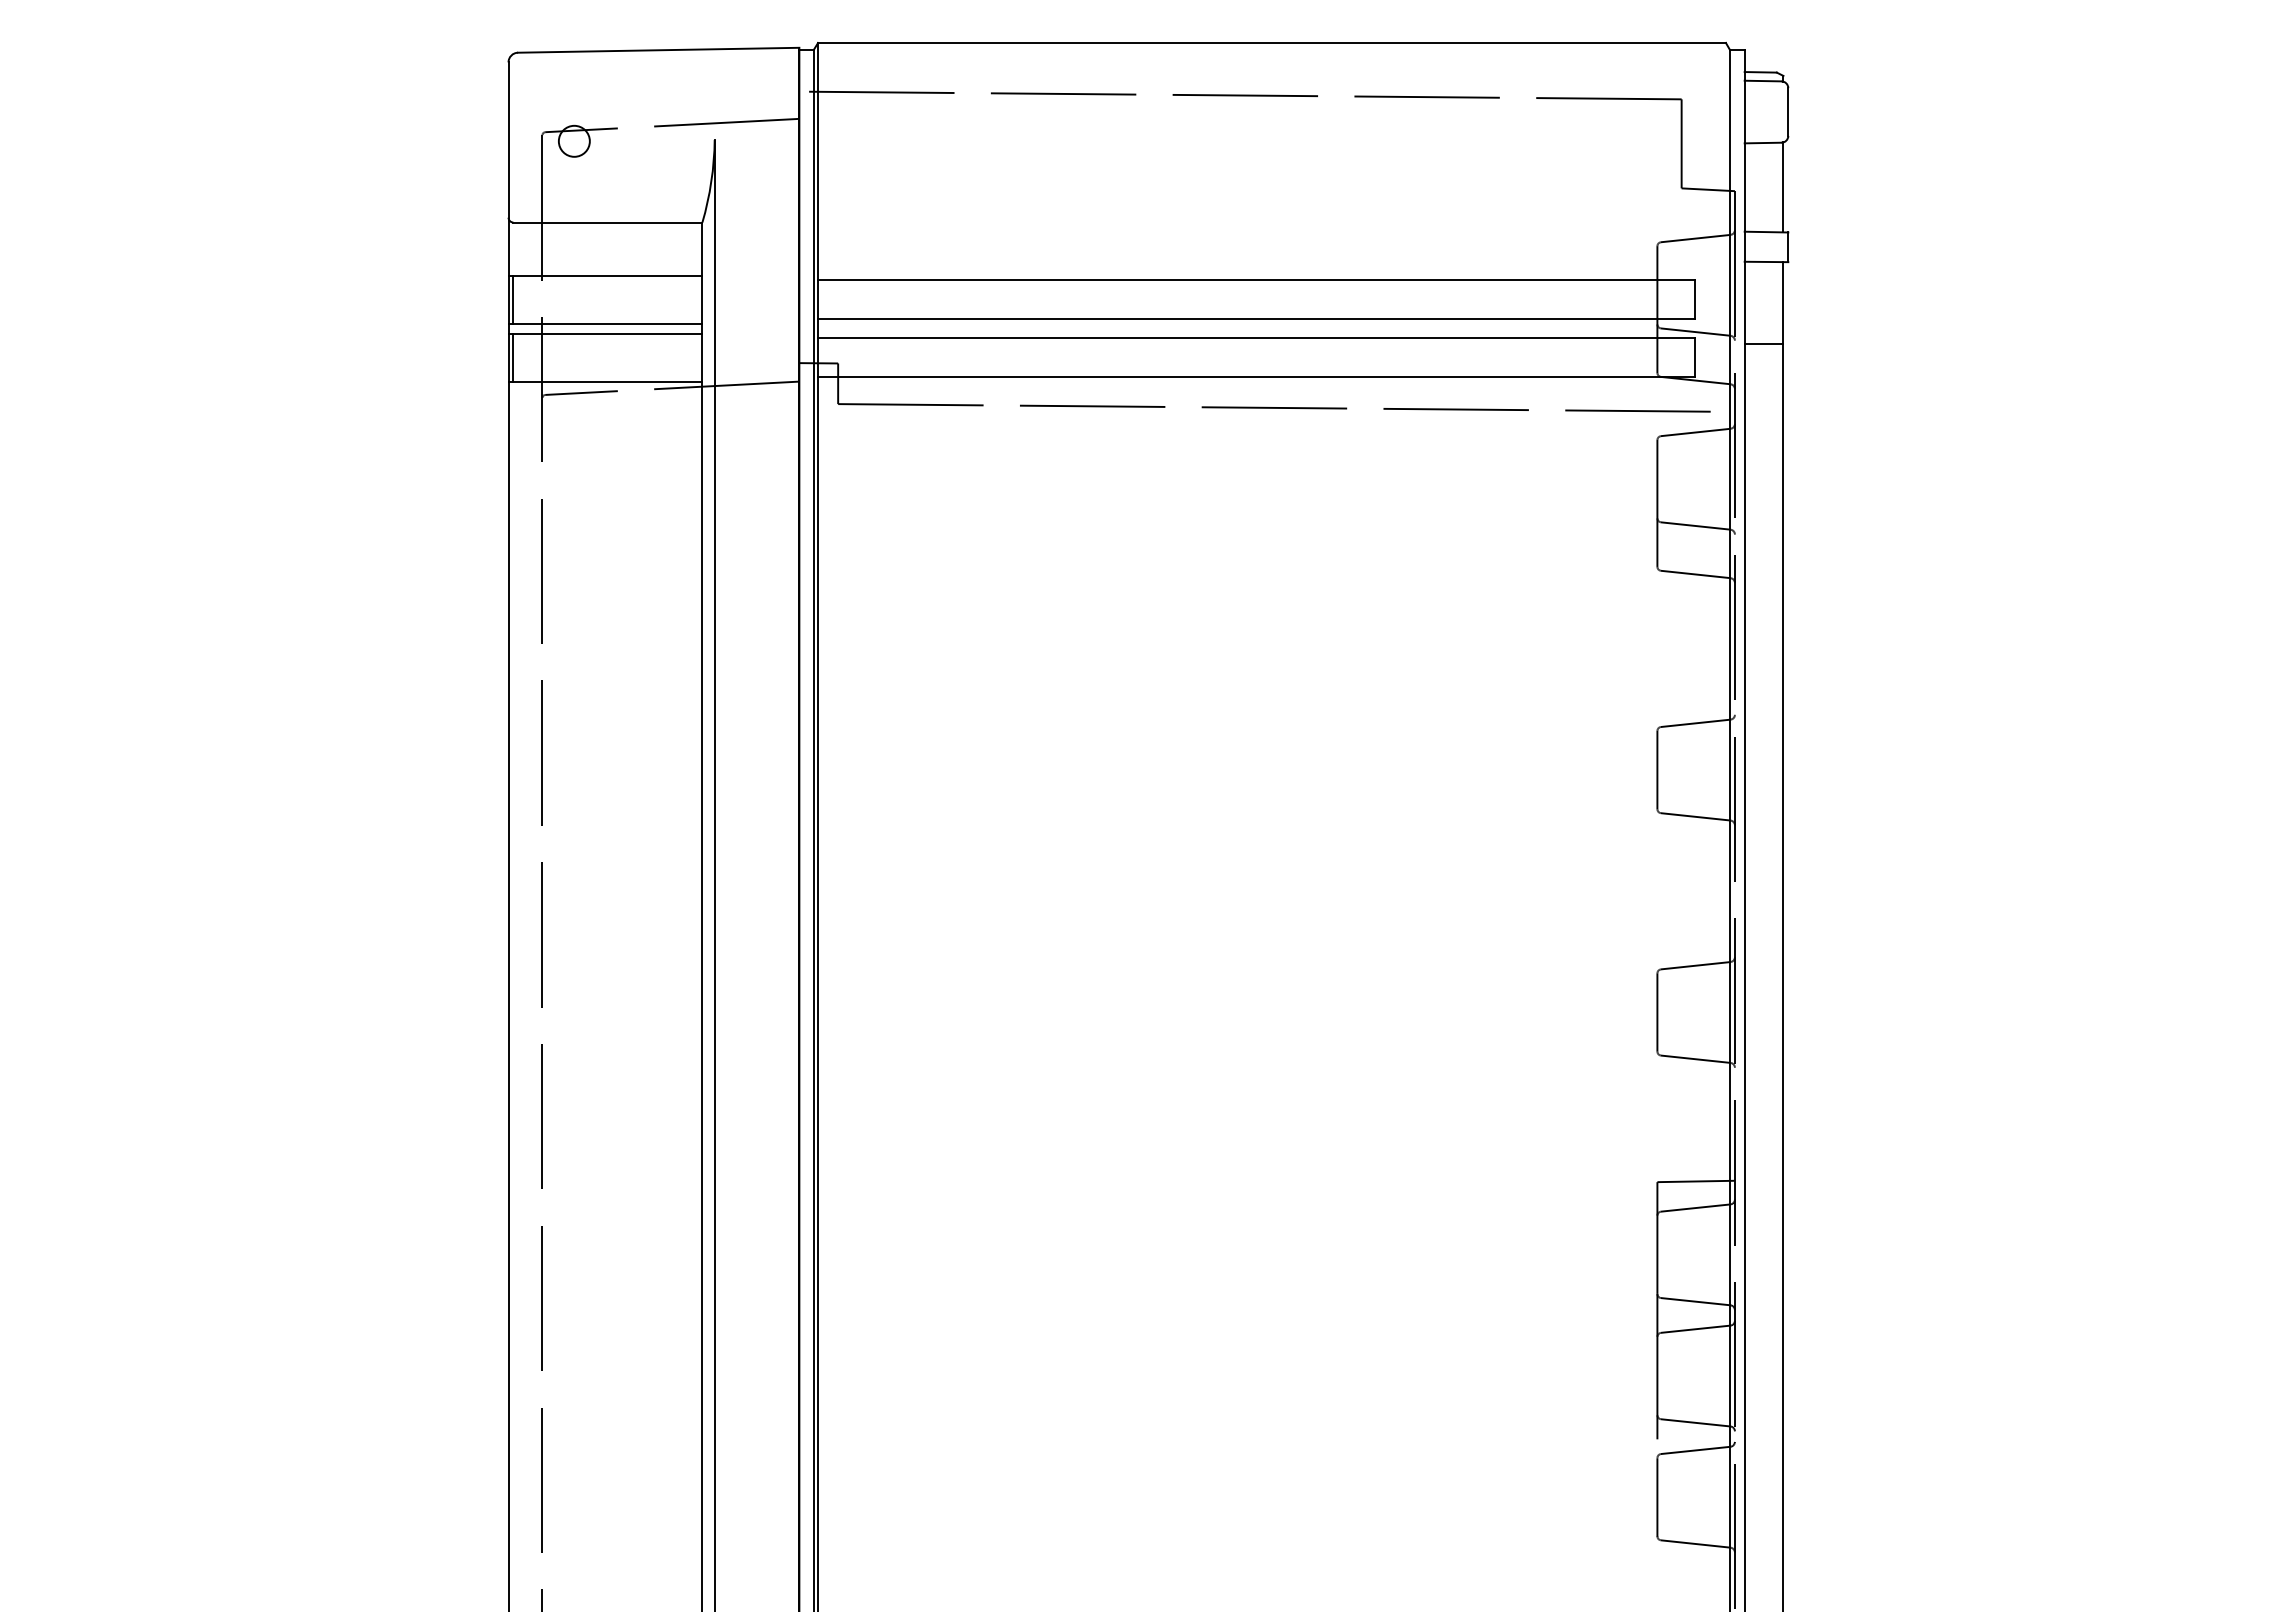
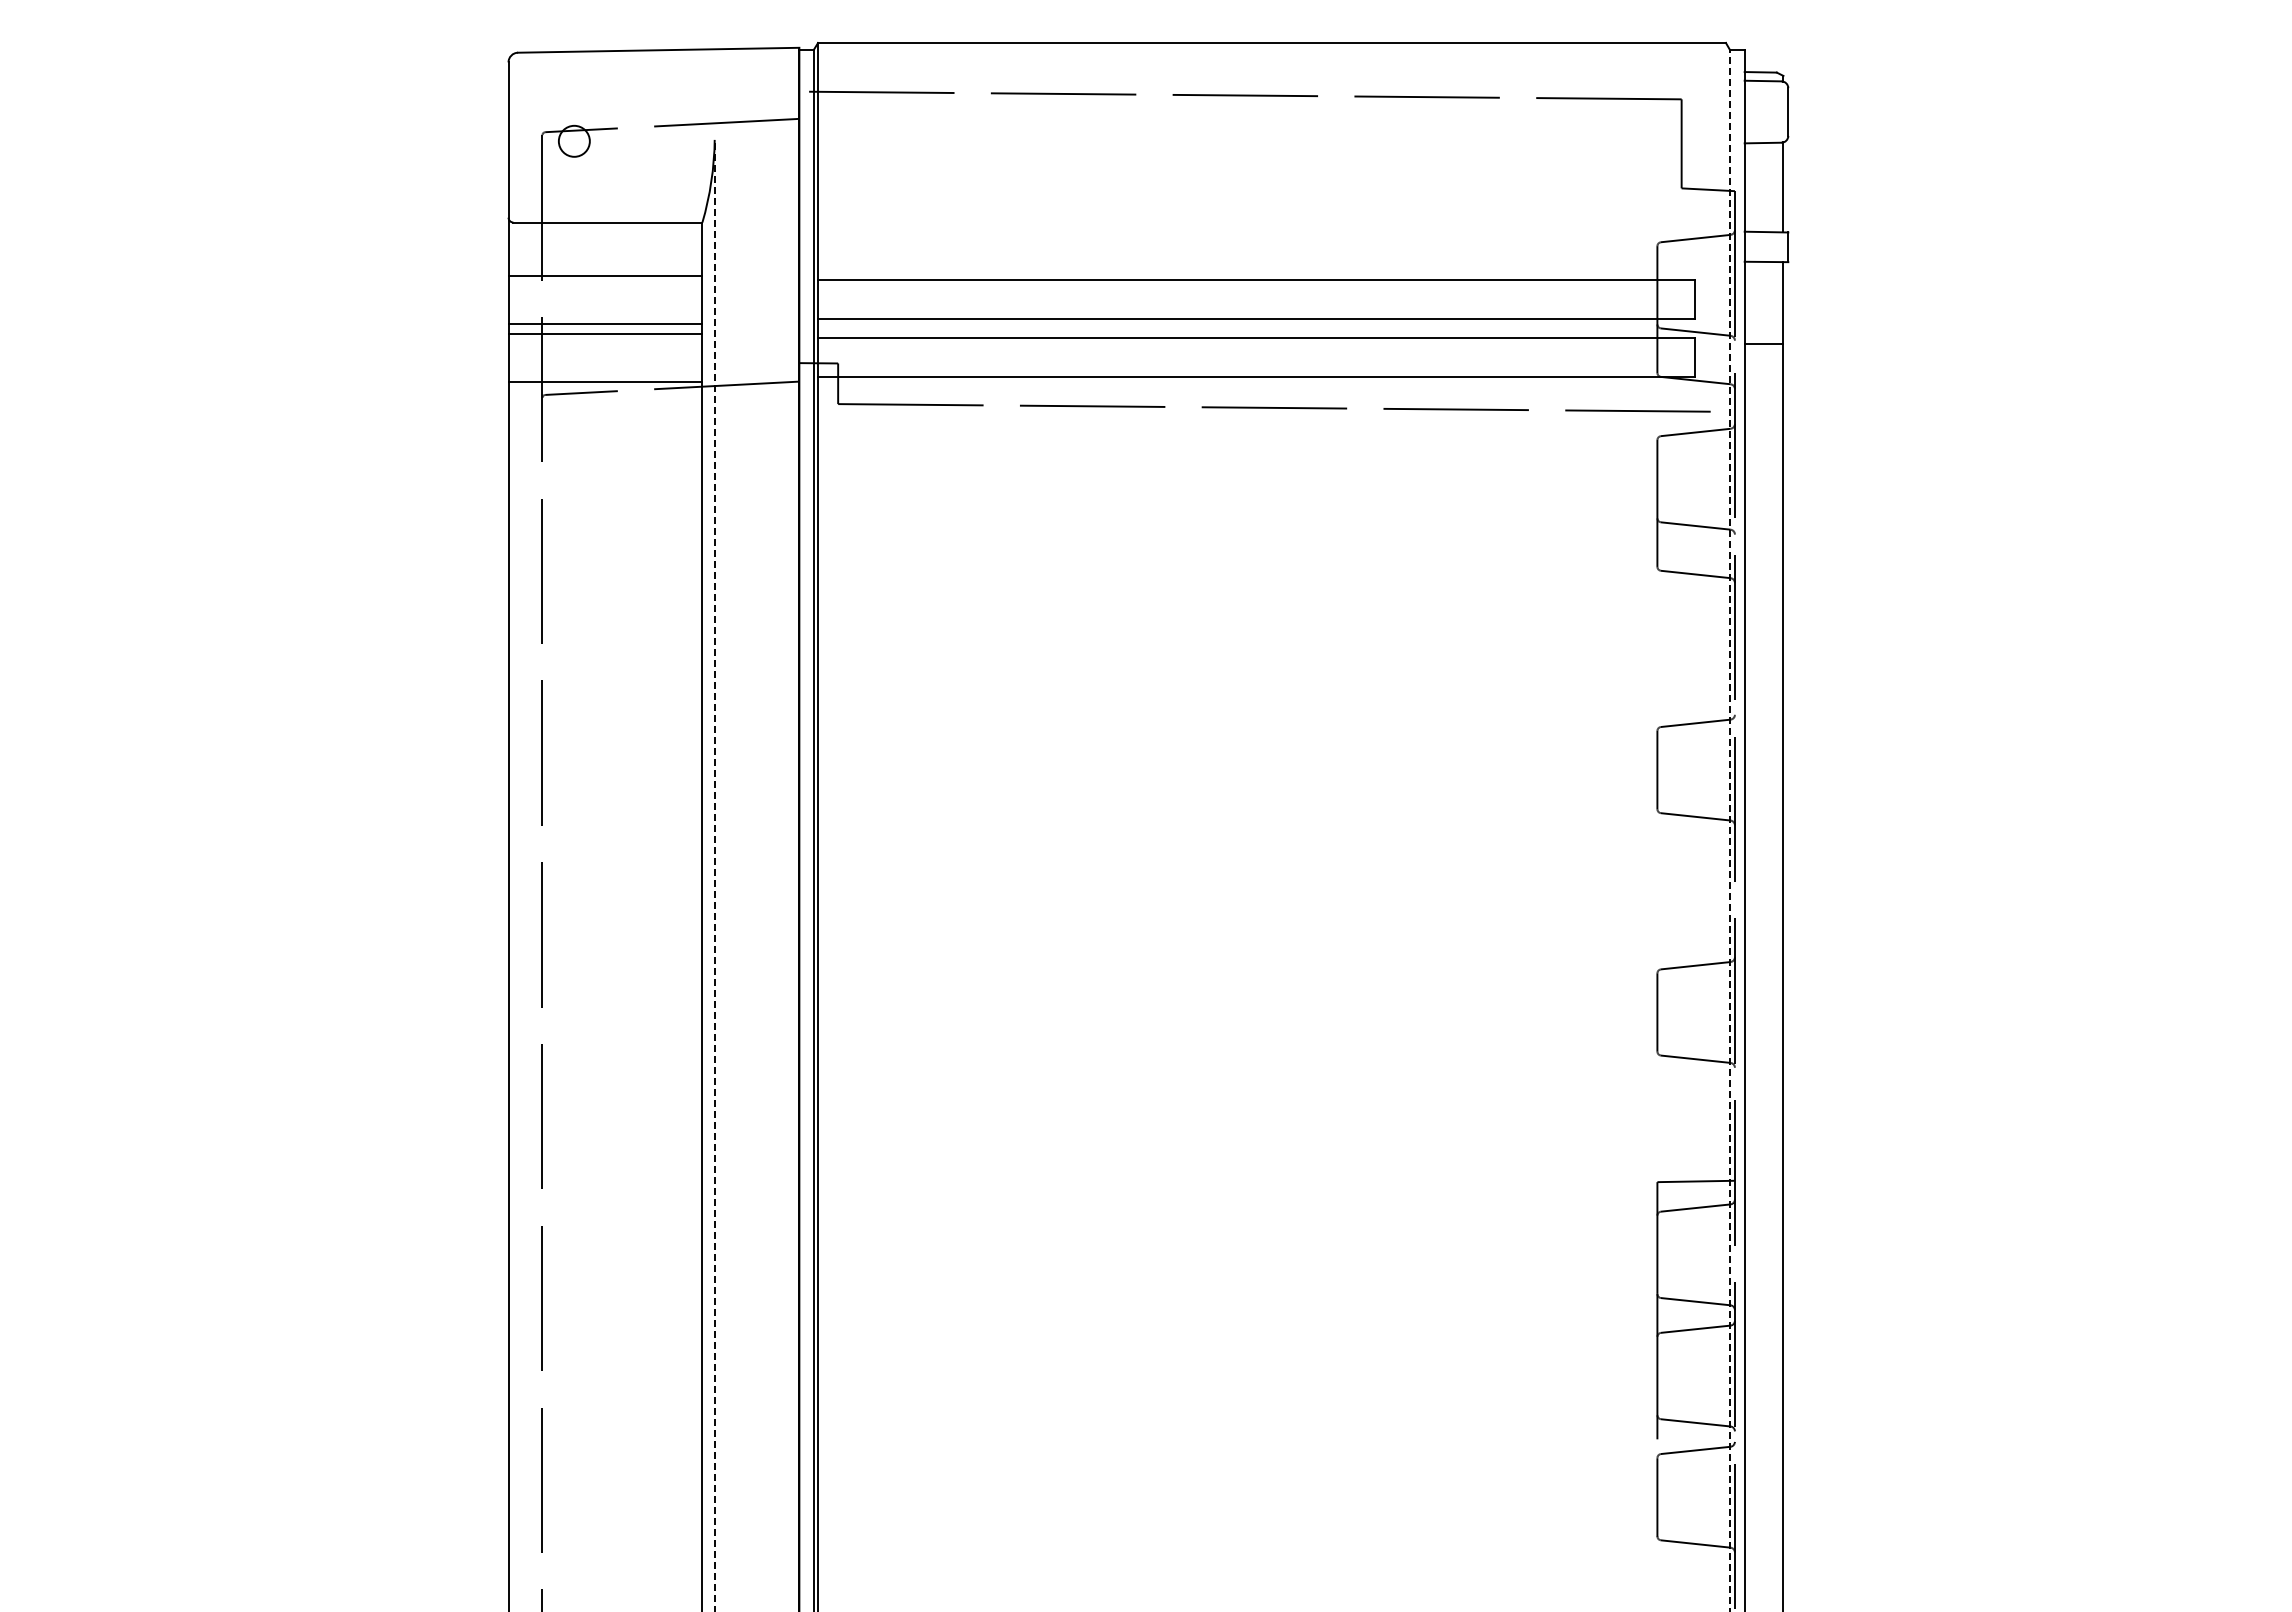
line: present -> none (513, 299)
line: present -> none (513, 357)
line: solid -> dashed (1730, 830)
line: solid -> dashed (714, 875)
